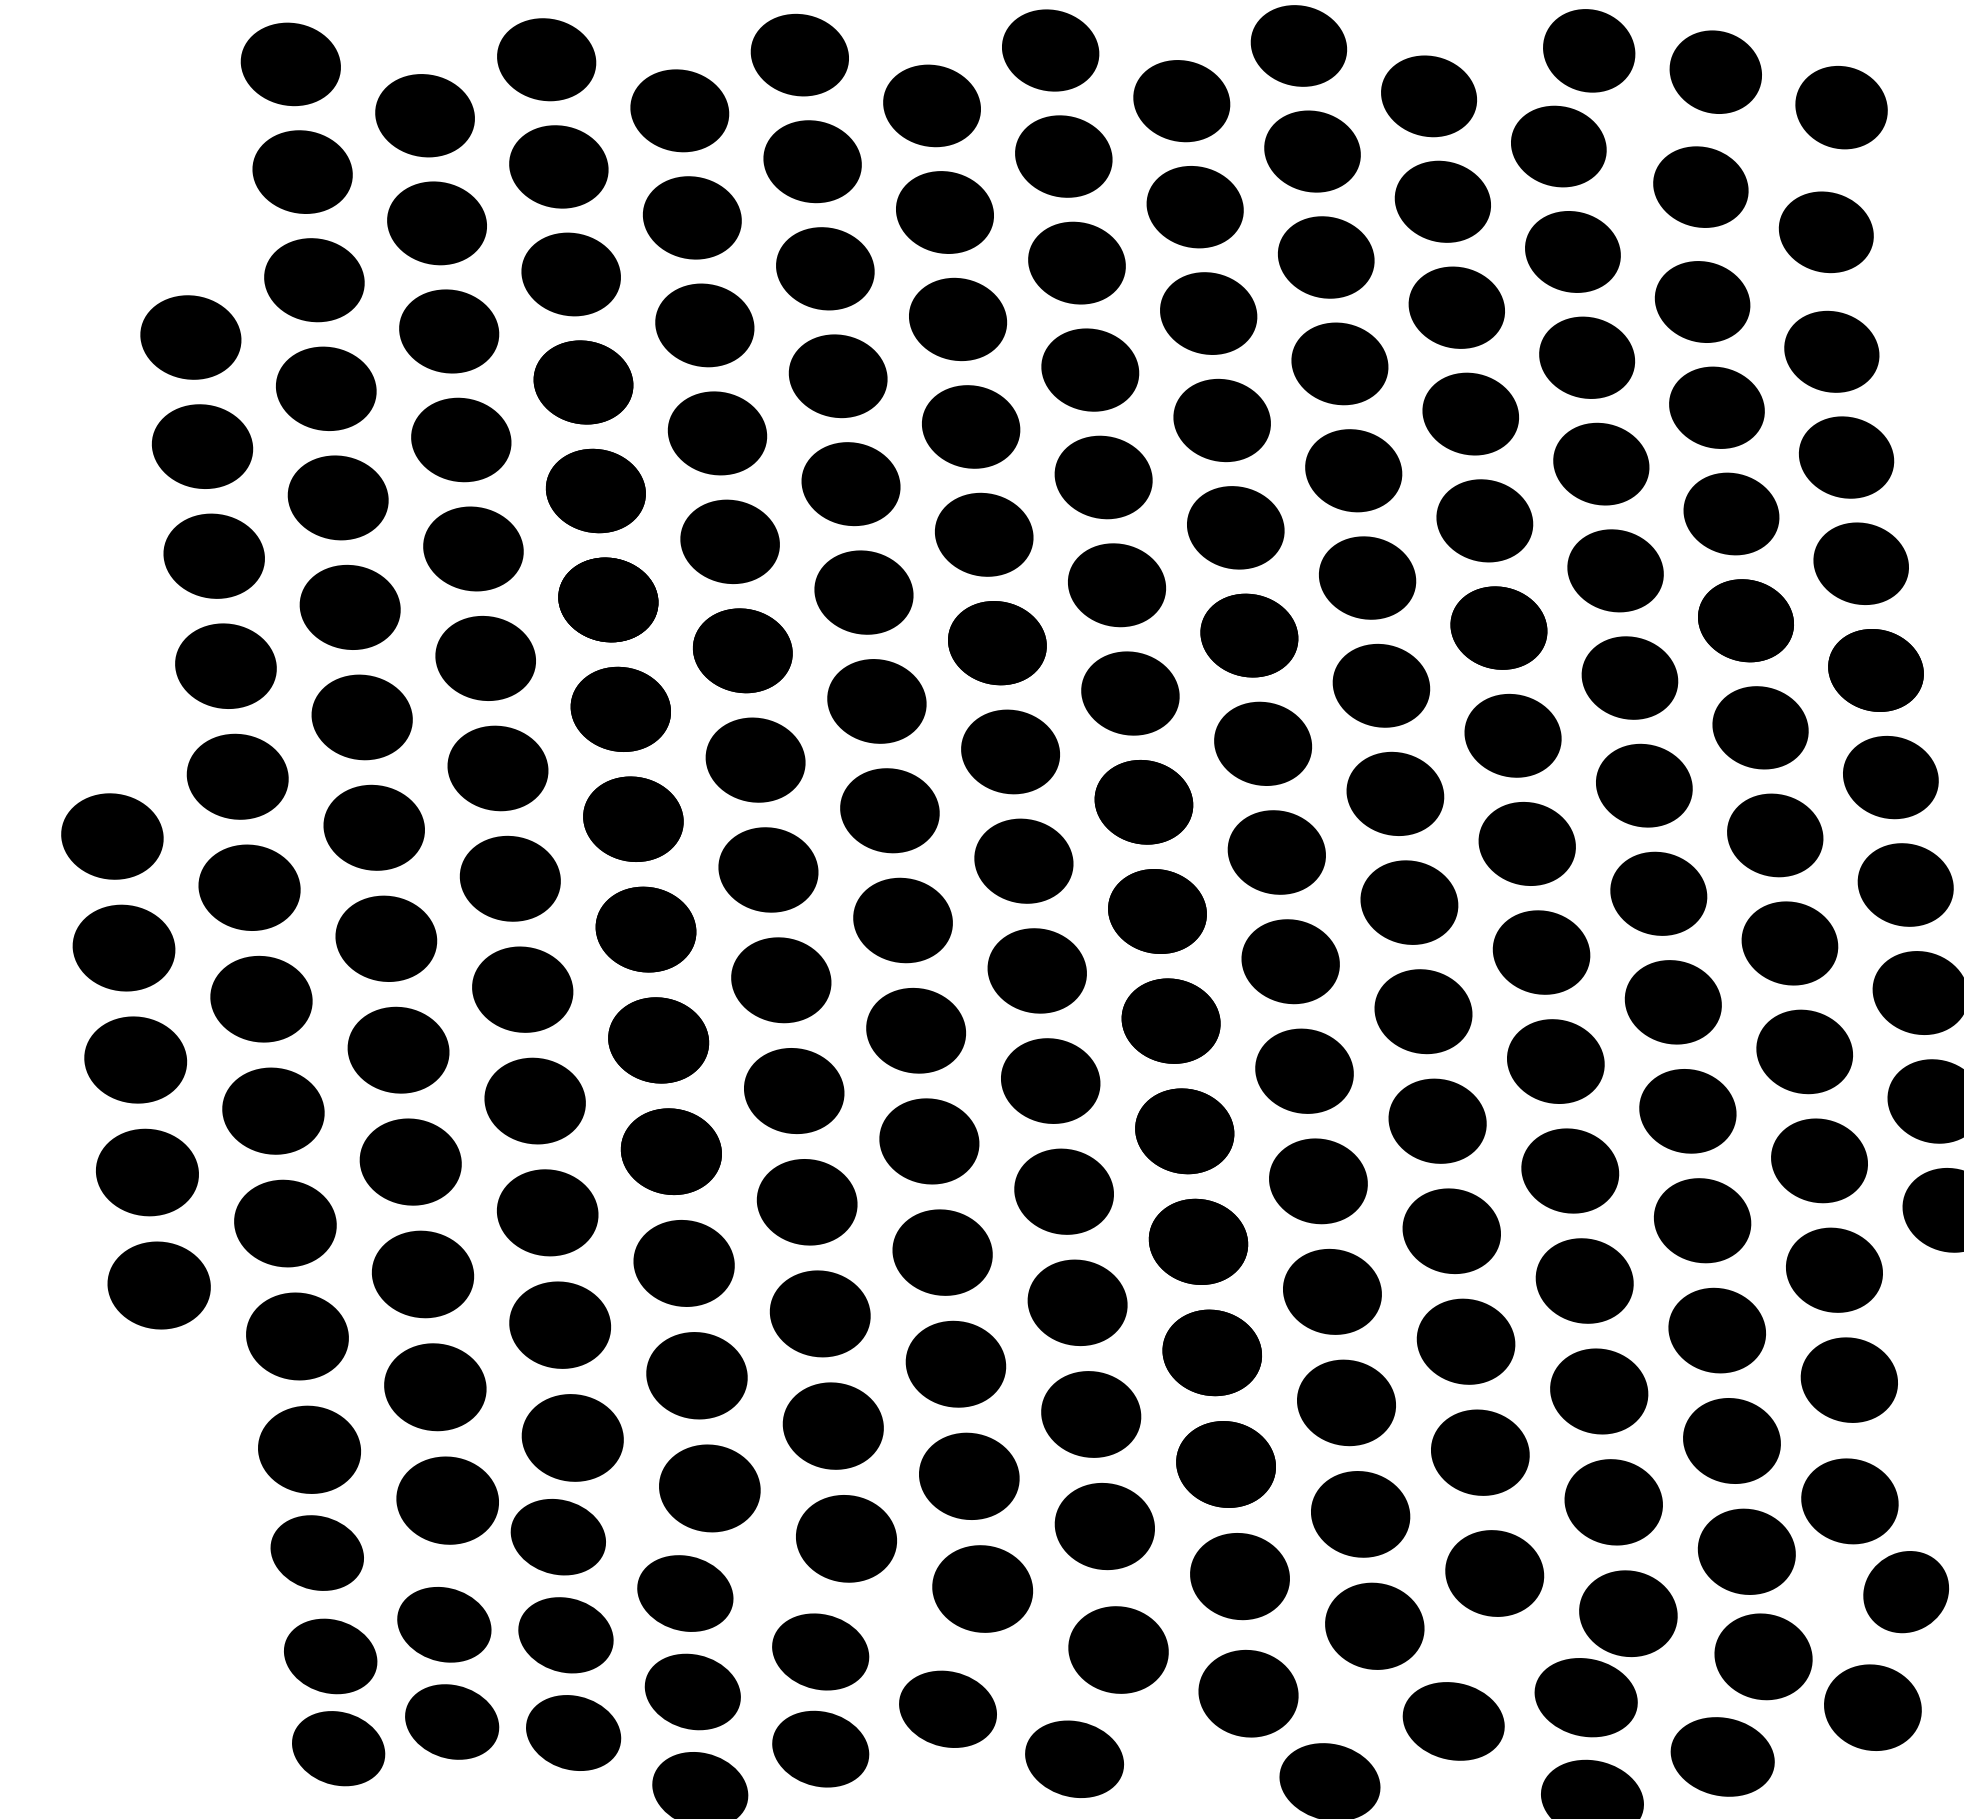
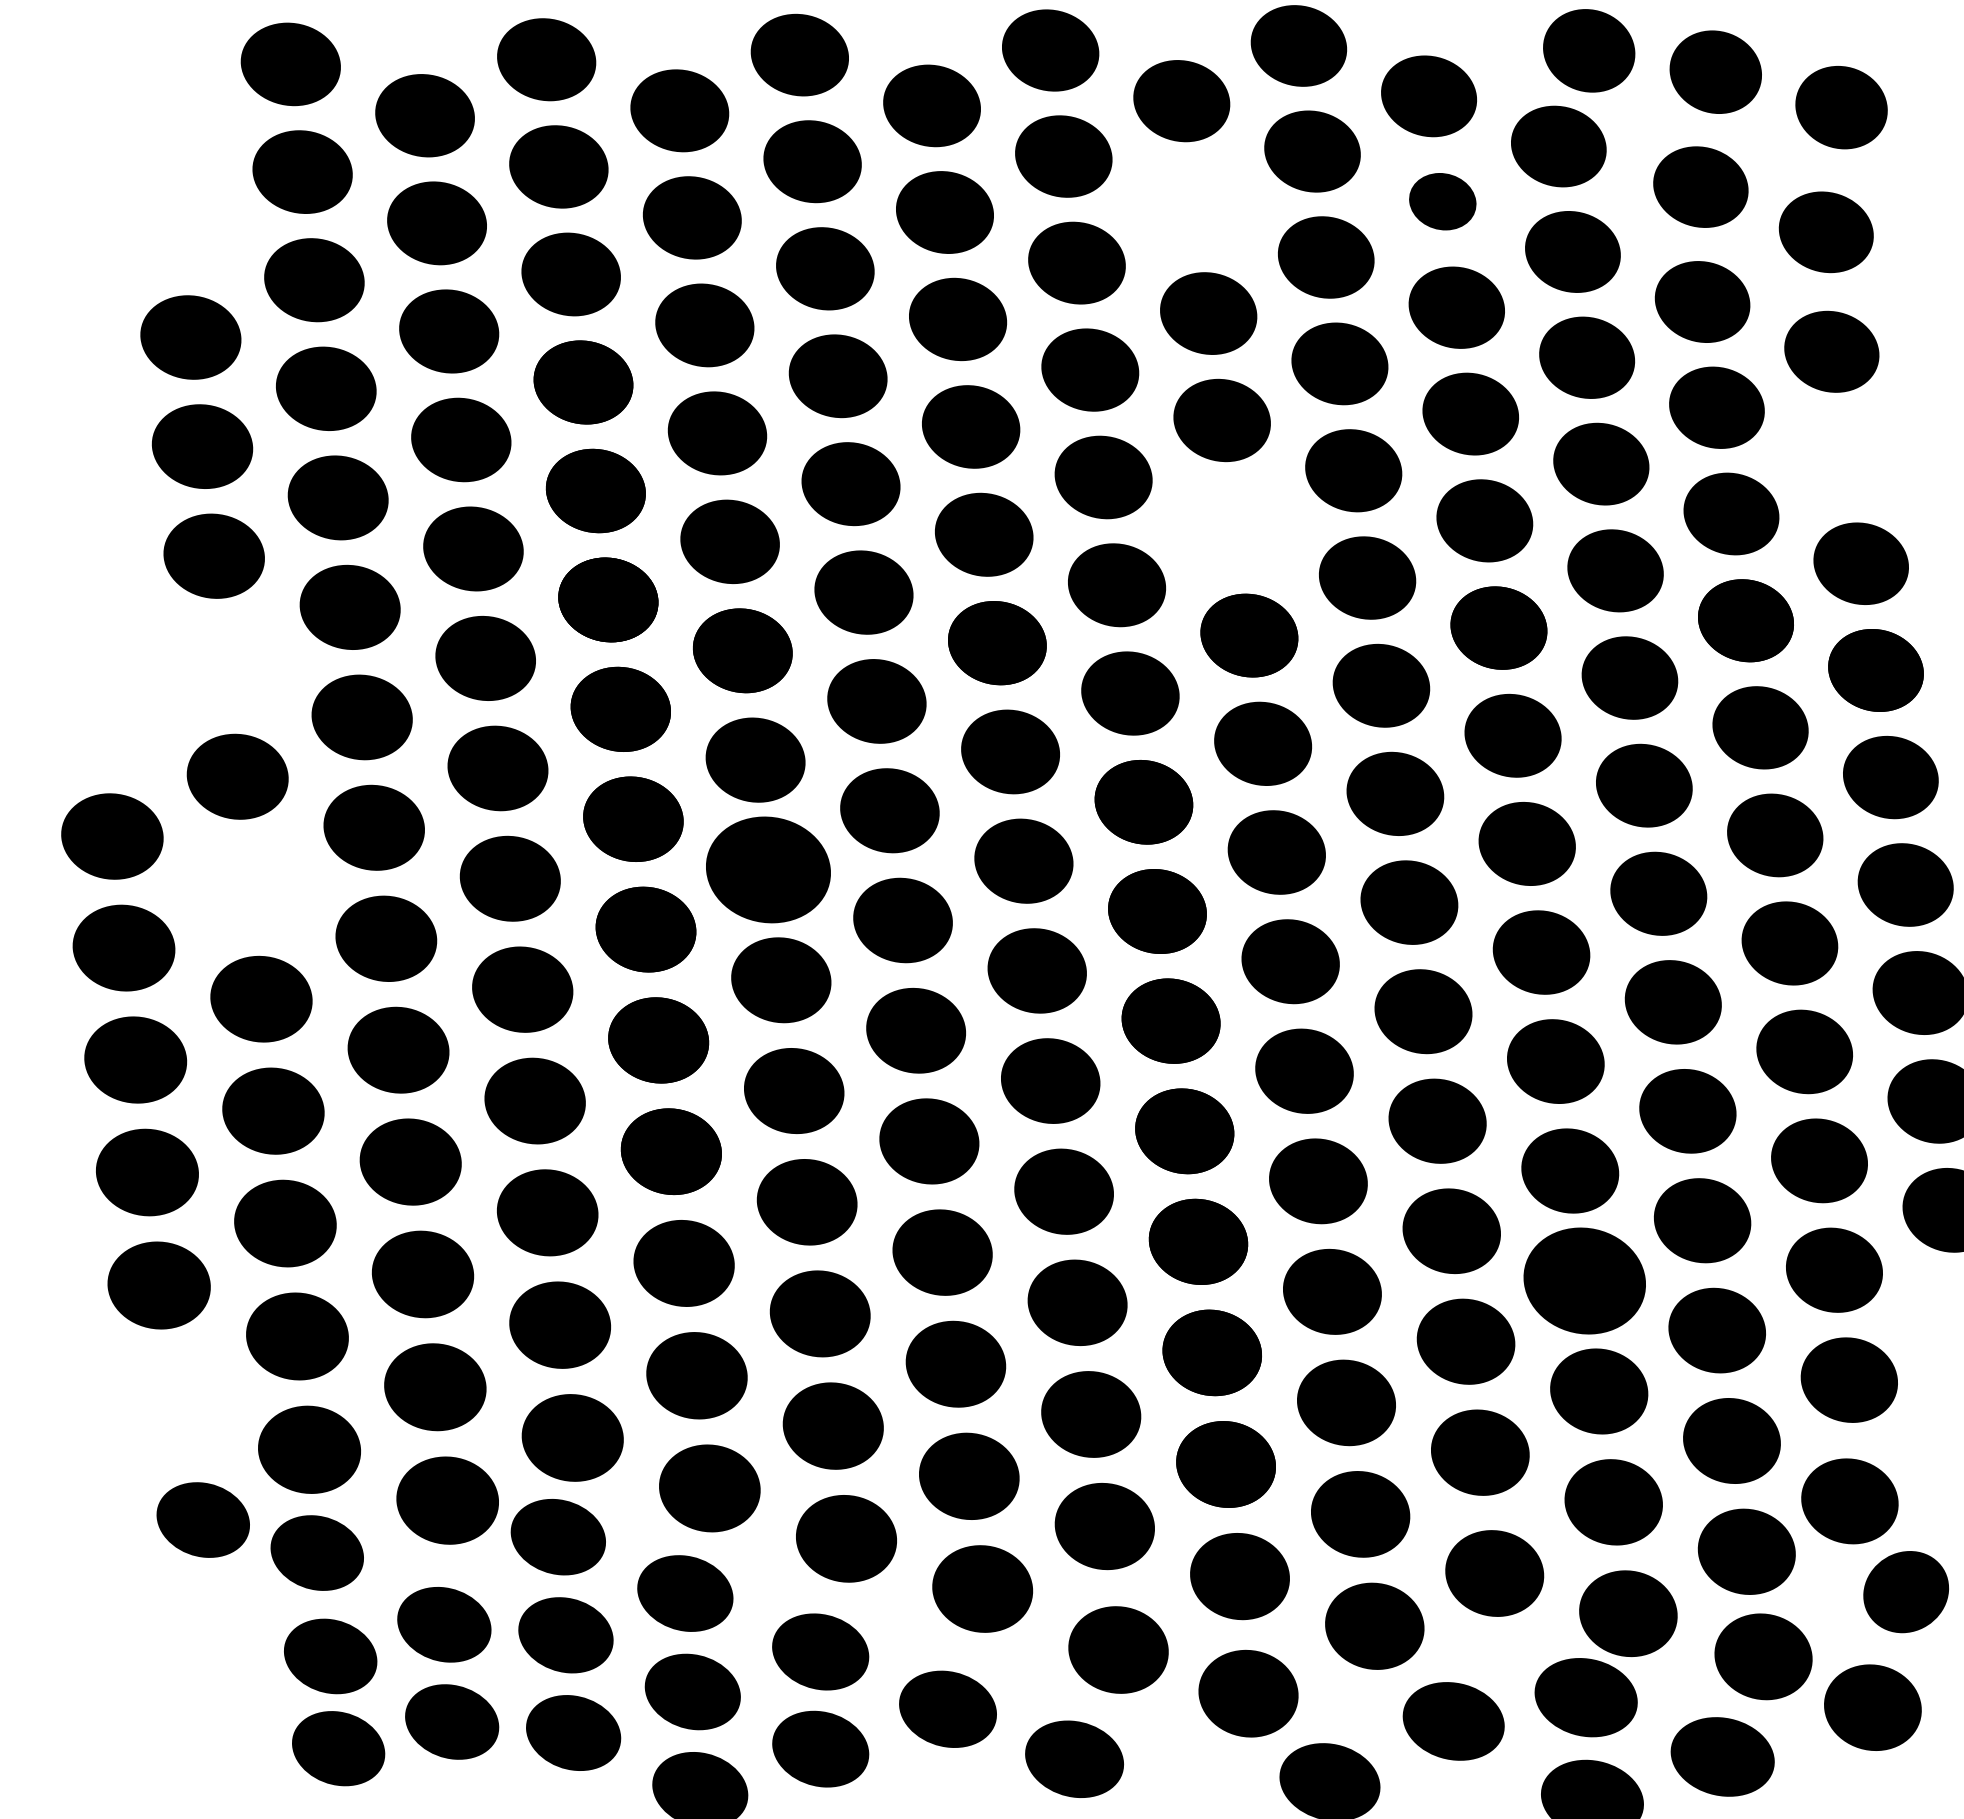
part size: 97x83 px -> 68x58 px (1442, 201)
fill: present -> none (1194, 206)
fill: present -> none (1846, 457)
part: present -> none (1235, 527)
part: present -> none (225, 665)
part size: 101x86 px -> 125x108 px (768, 869)
fill: present -> none (249, 887)
part size: 99x86 px -> 123x108 px (1584, 1280)
part: none -> present (202, 1519)
